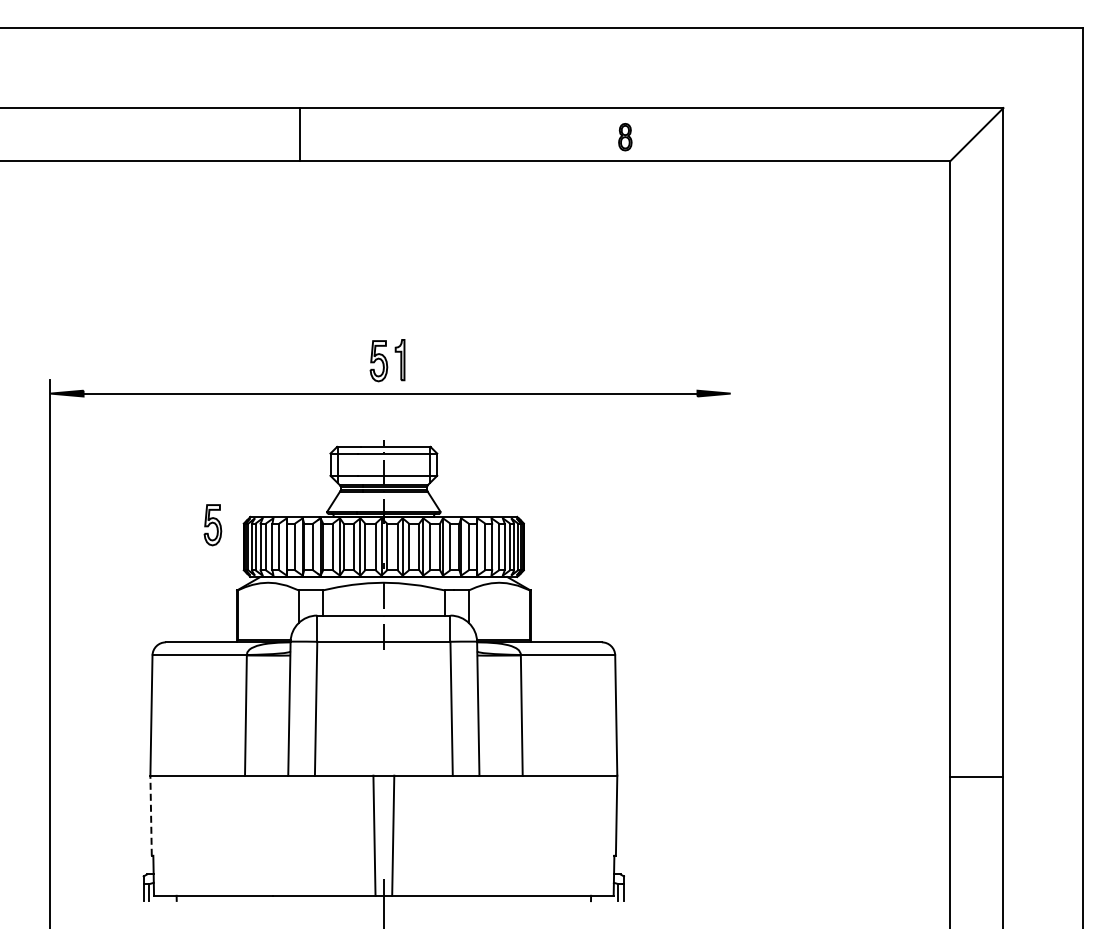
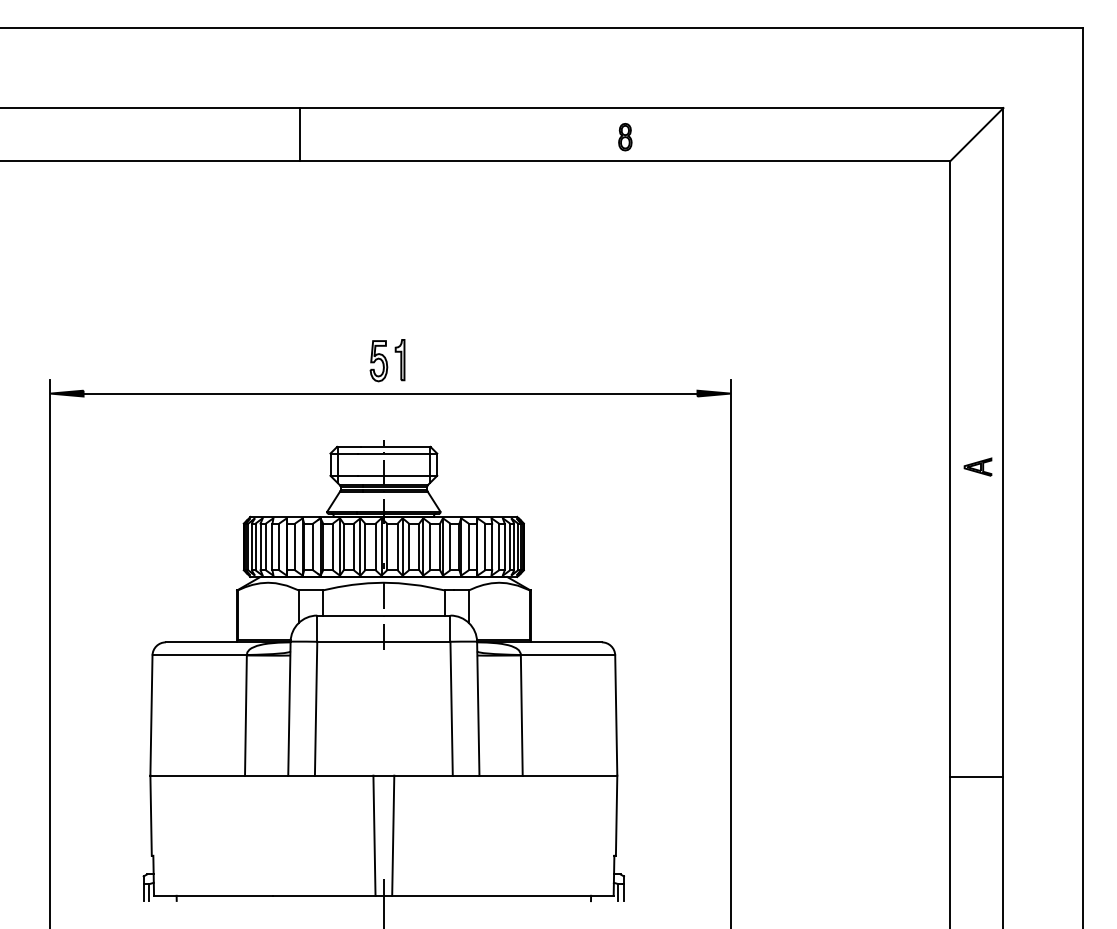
part: none -> present (977, 466)
part: present -> none (212, 525)
line: none -> present (730, 652)
line: dashed -> solid (151, 815)
